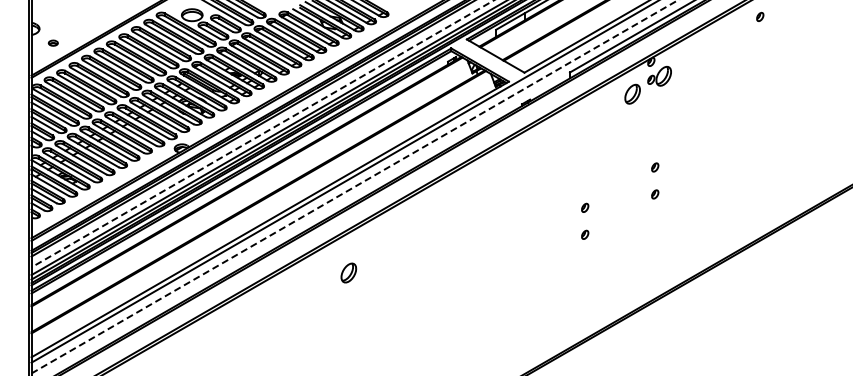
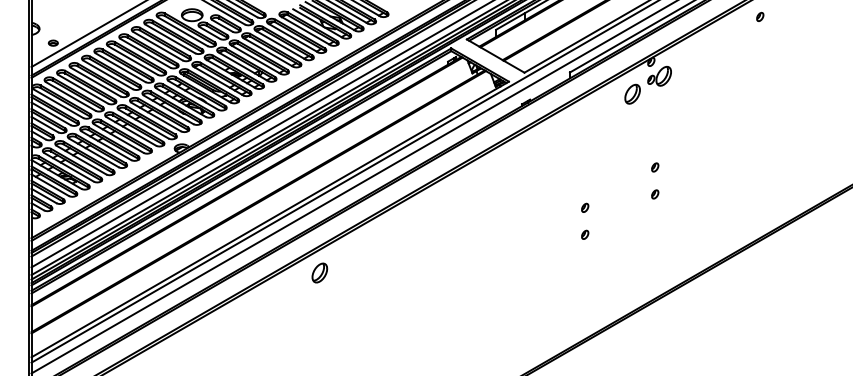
line: none -> present (87, 34)
line: dashed -> solid (262, 133)
line: dashed -> solid (354, 186)
part position: (348, 272) -> (319, 272) (319, 272)
